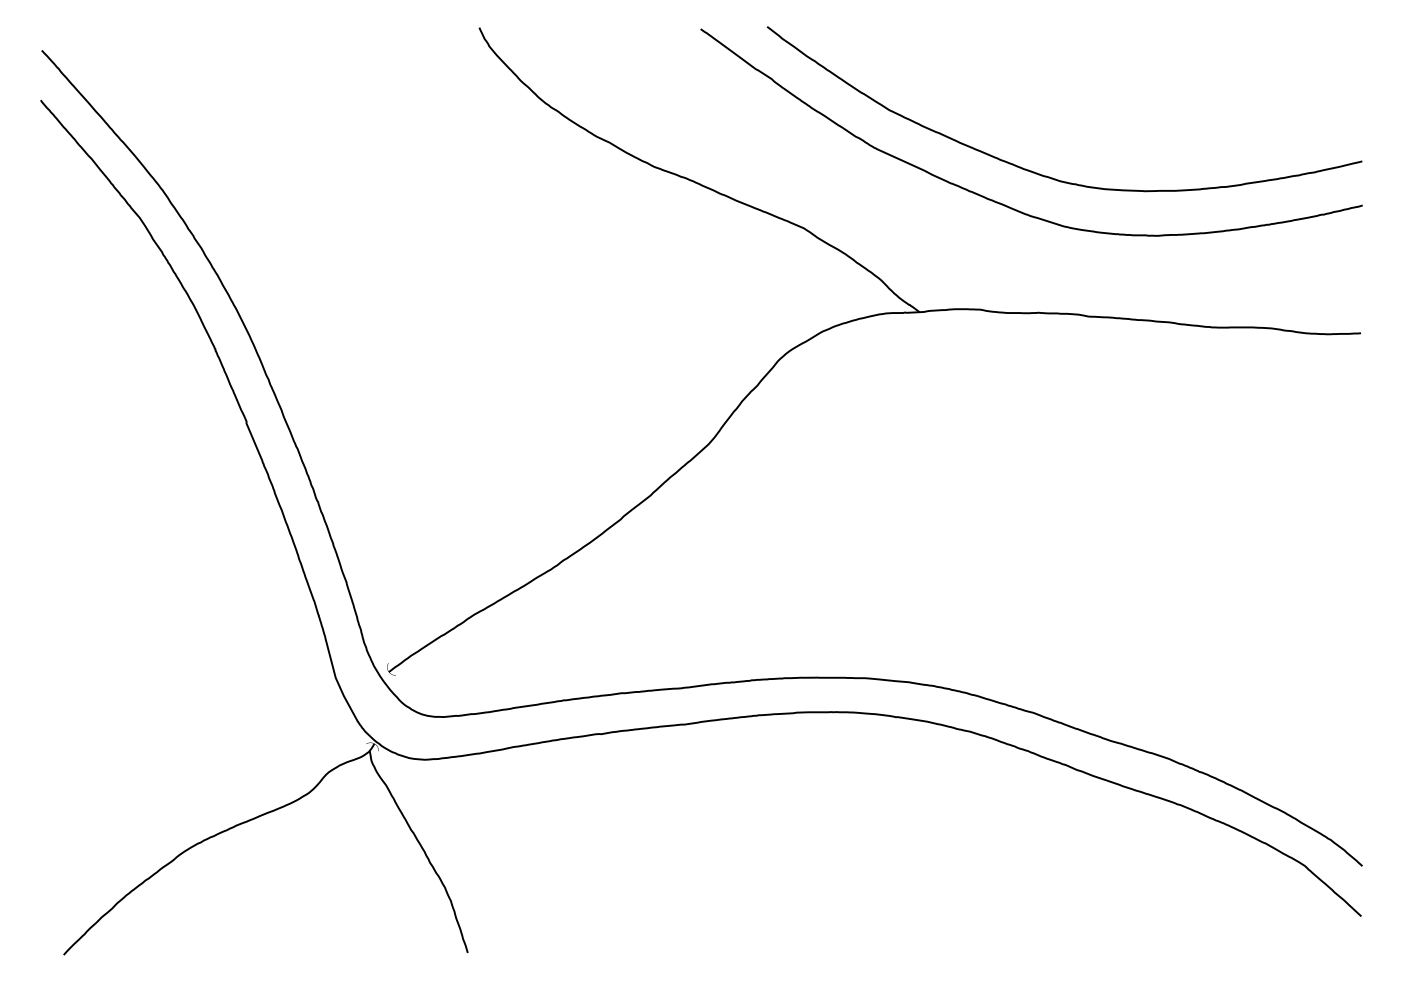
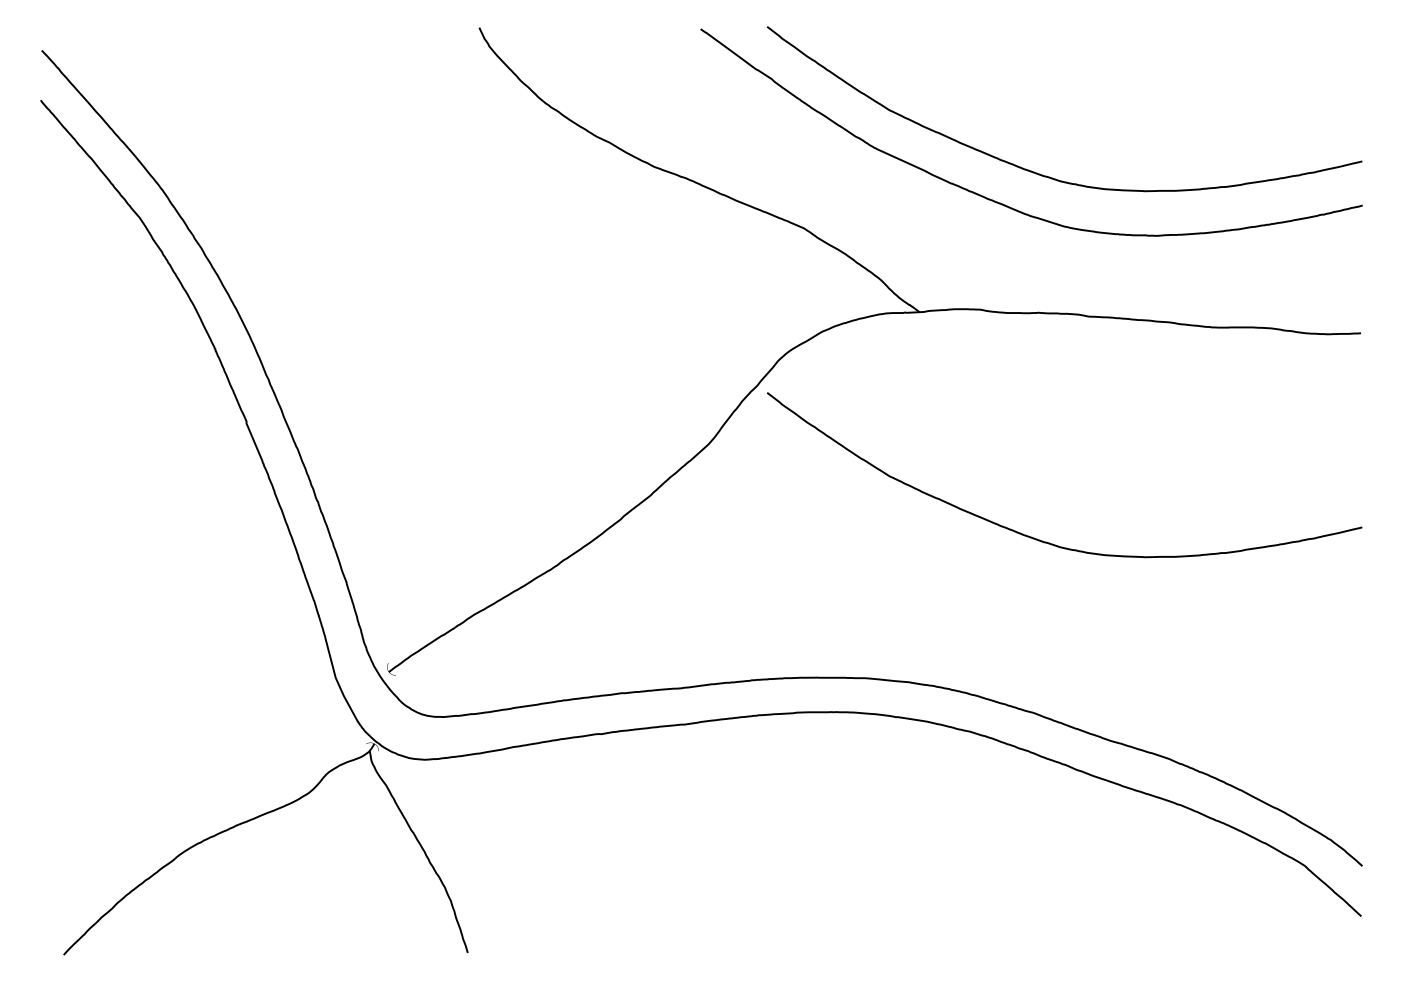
curve: none -> present (1046, 541)
